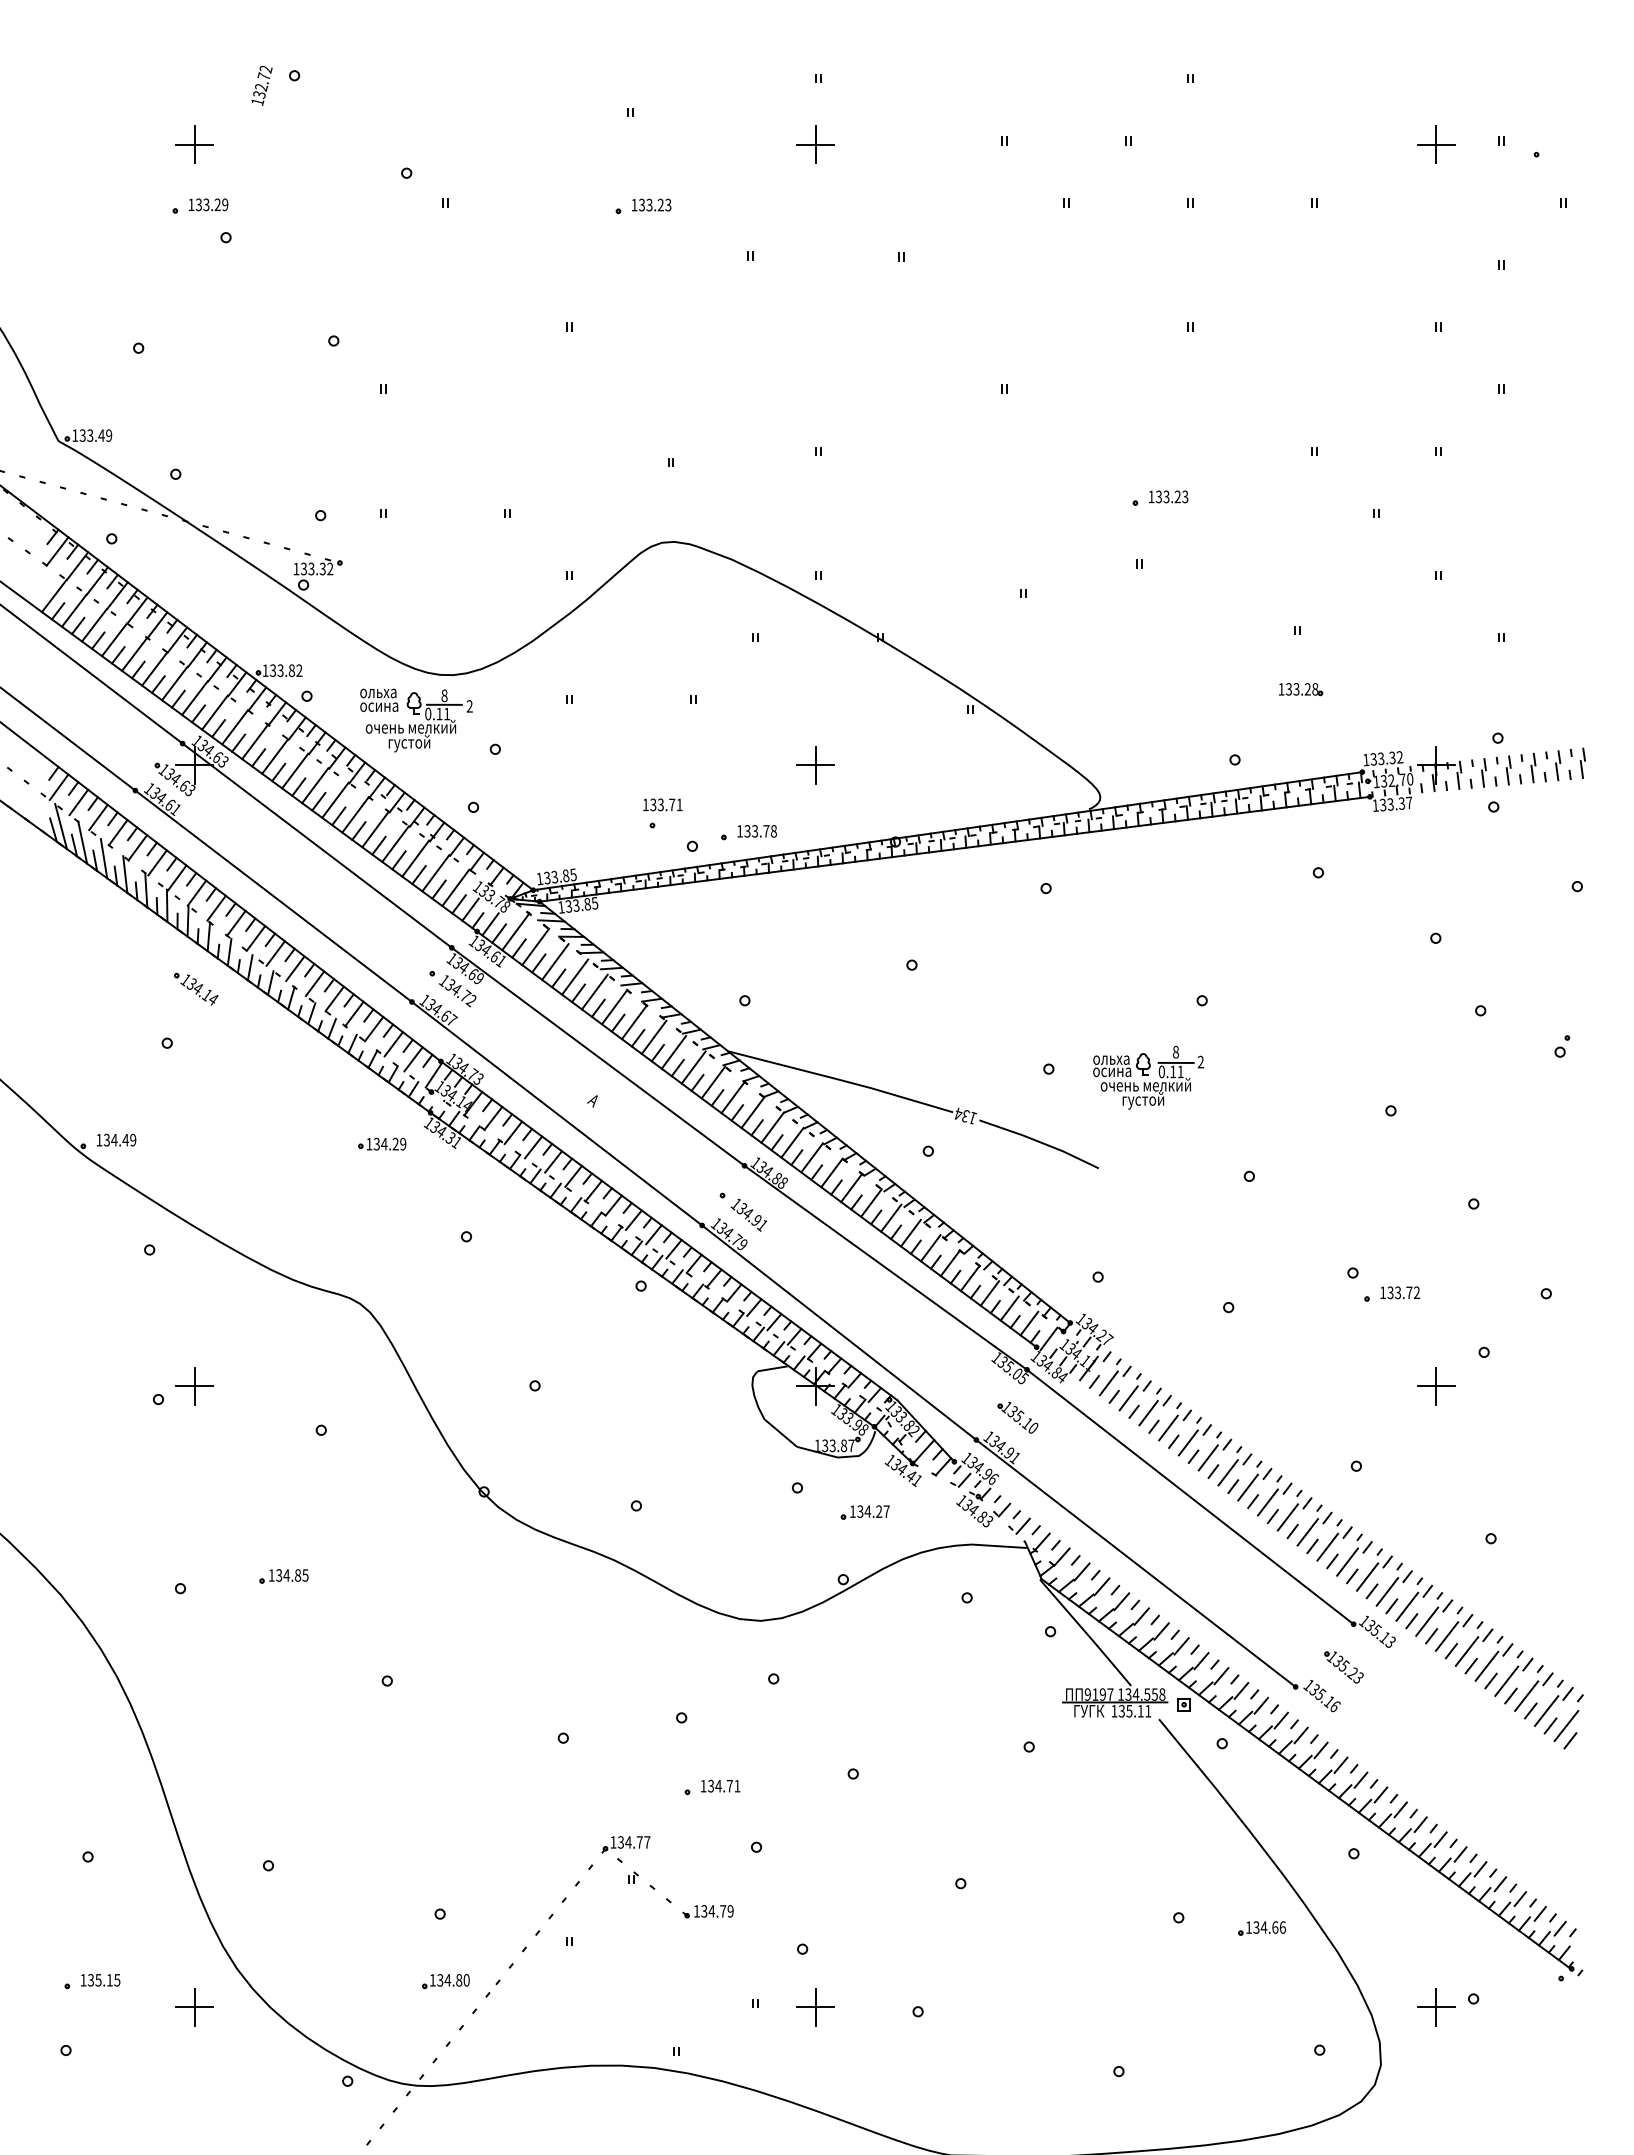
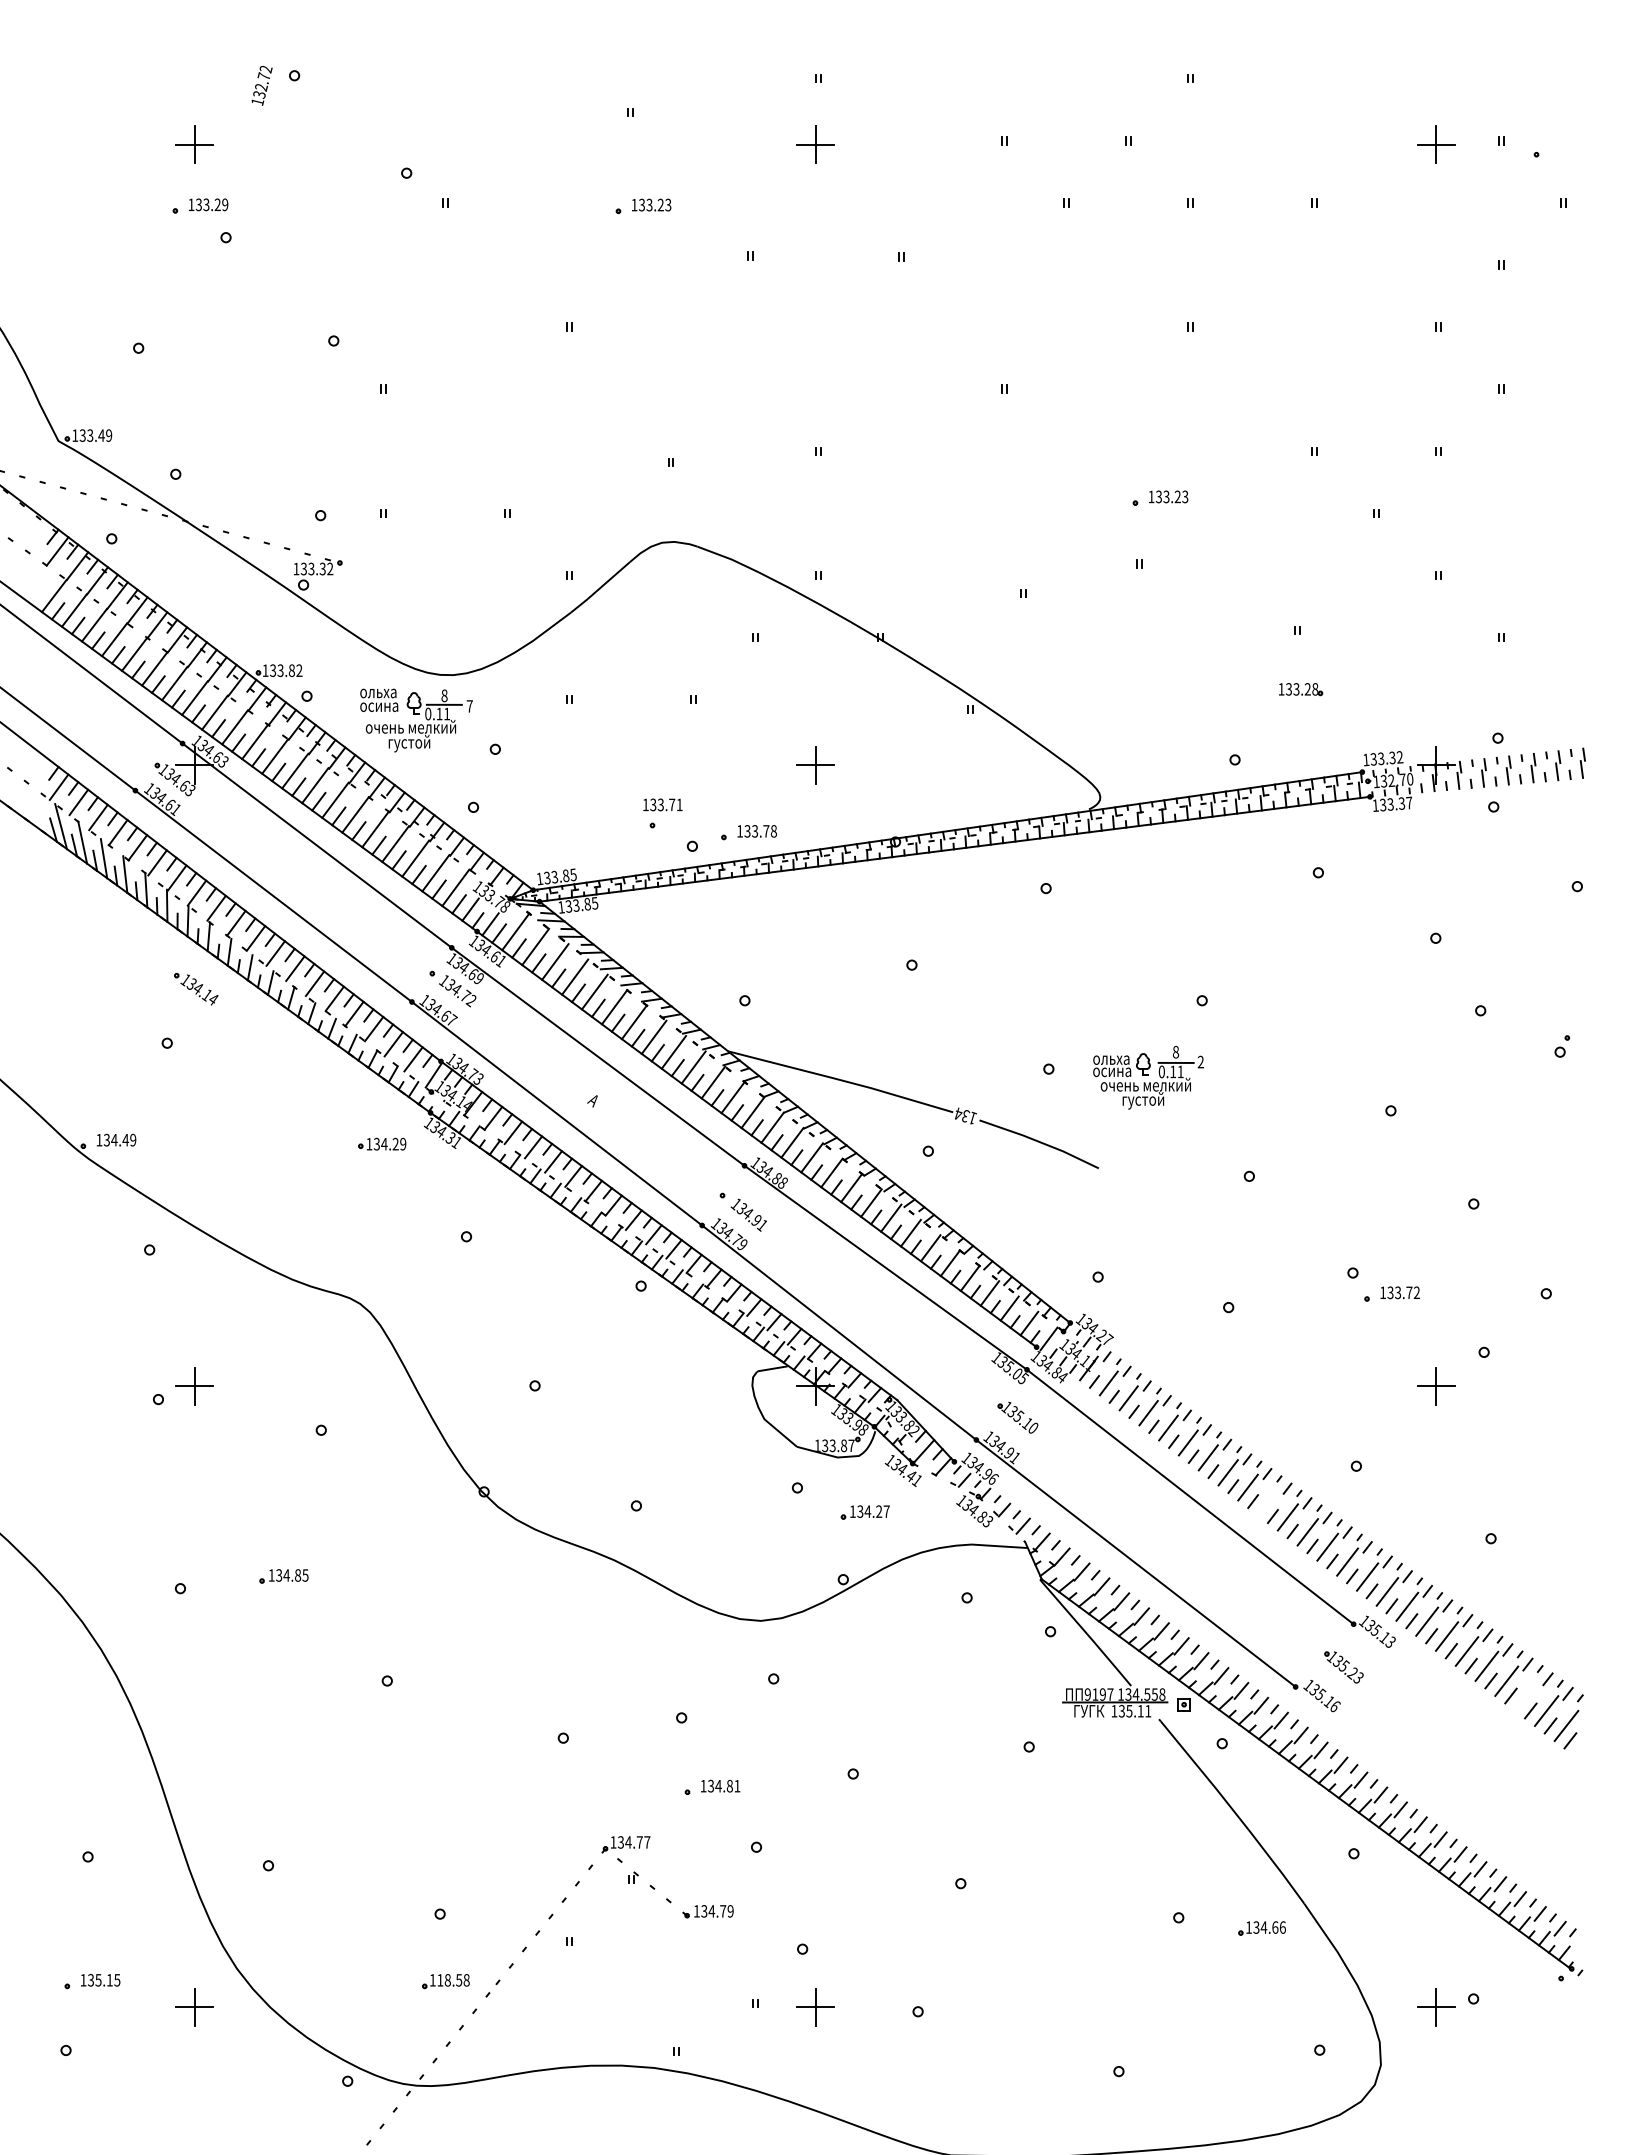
text: 2 -> 7 (469, 706)
line: present -> none (1267, 1502)
line: present -> none (1526, 1695)
text: 134.71 -> 134.81 (729, 1785)
text: 134.80 -> 118.58 (453, 1980)
